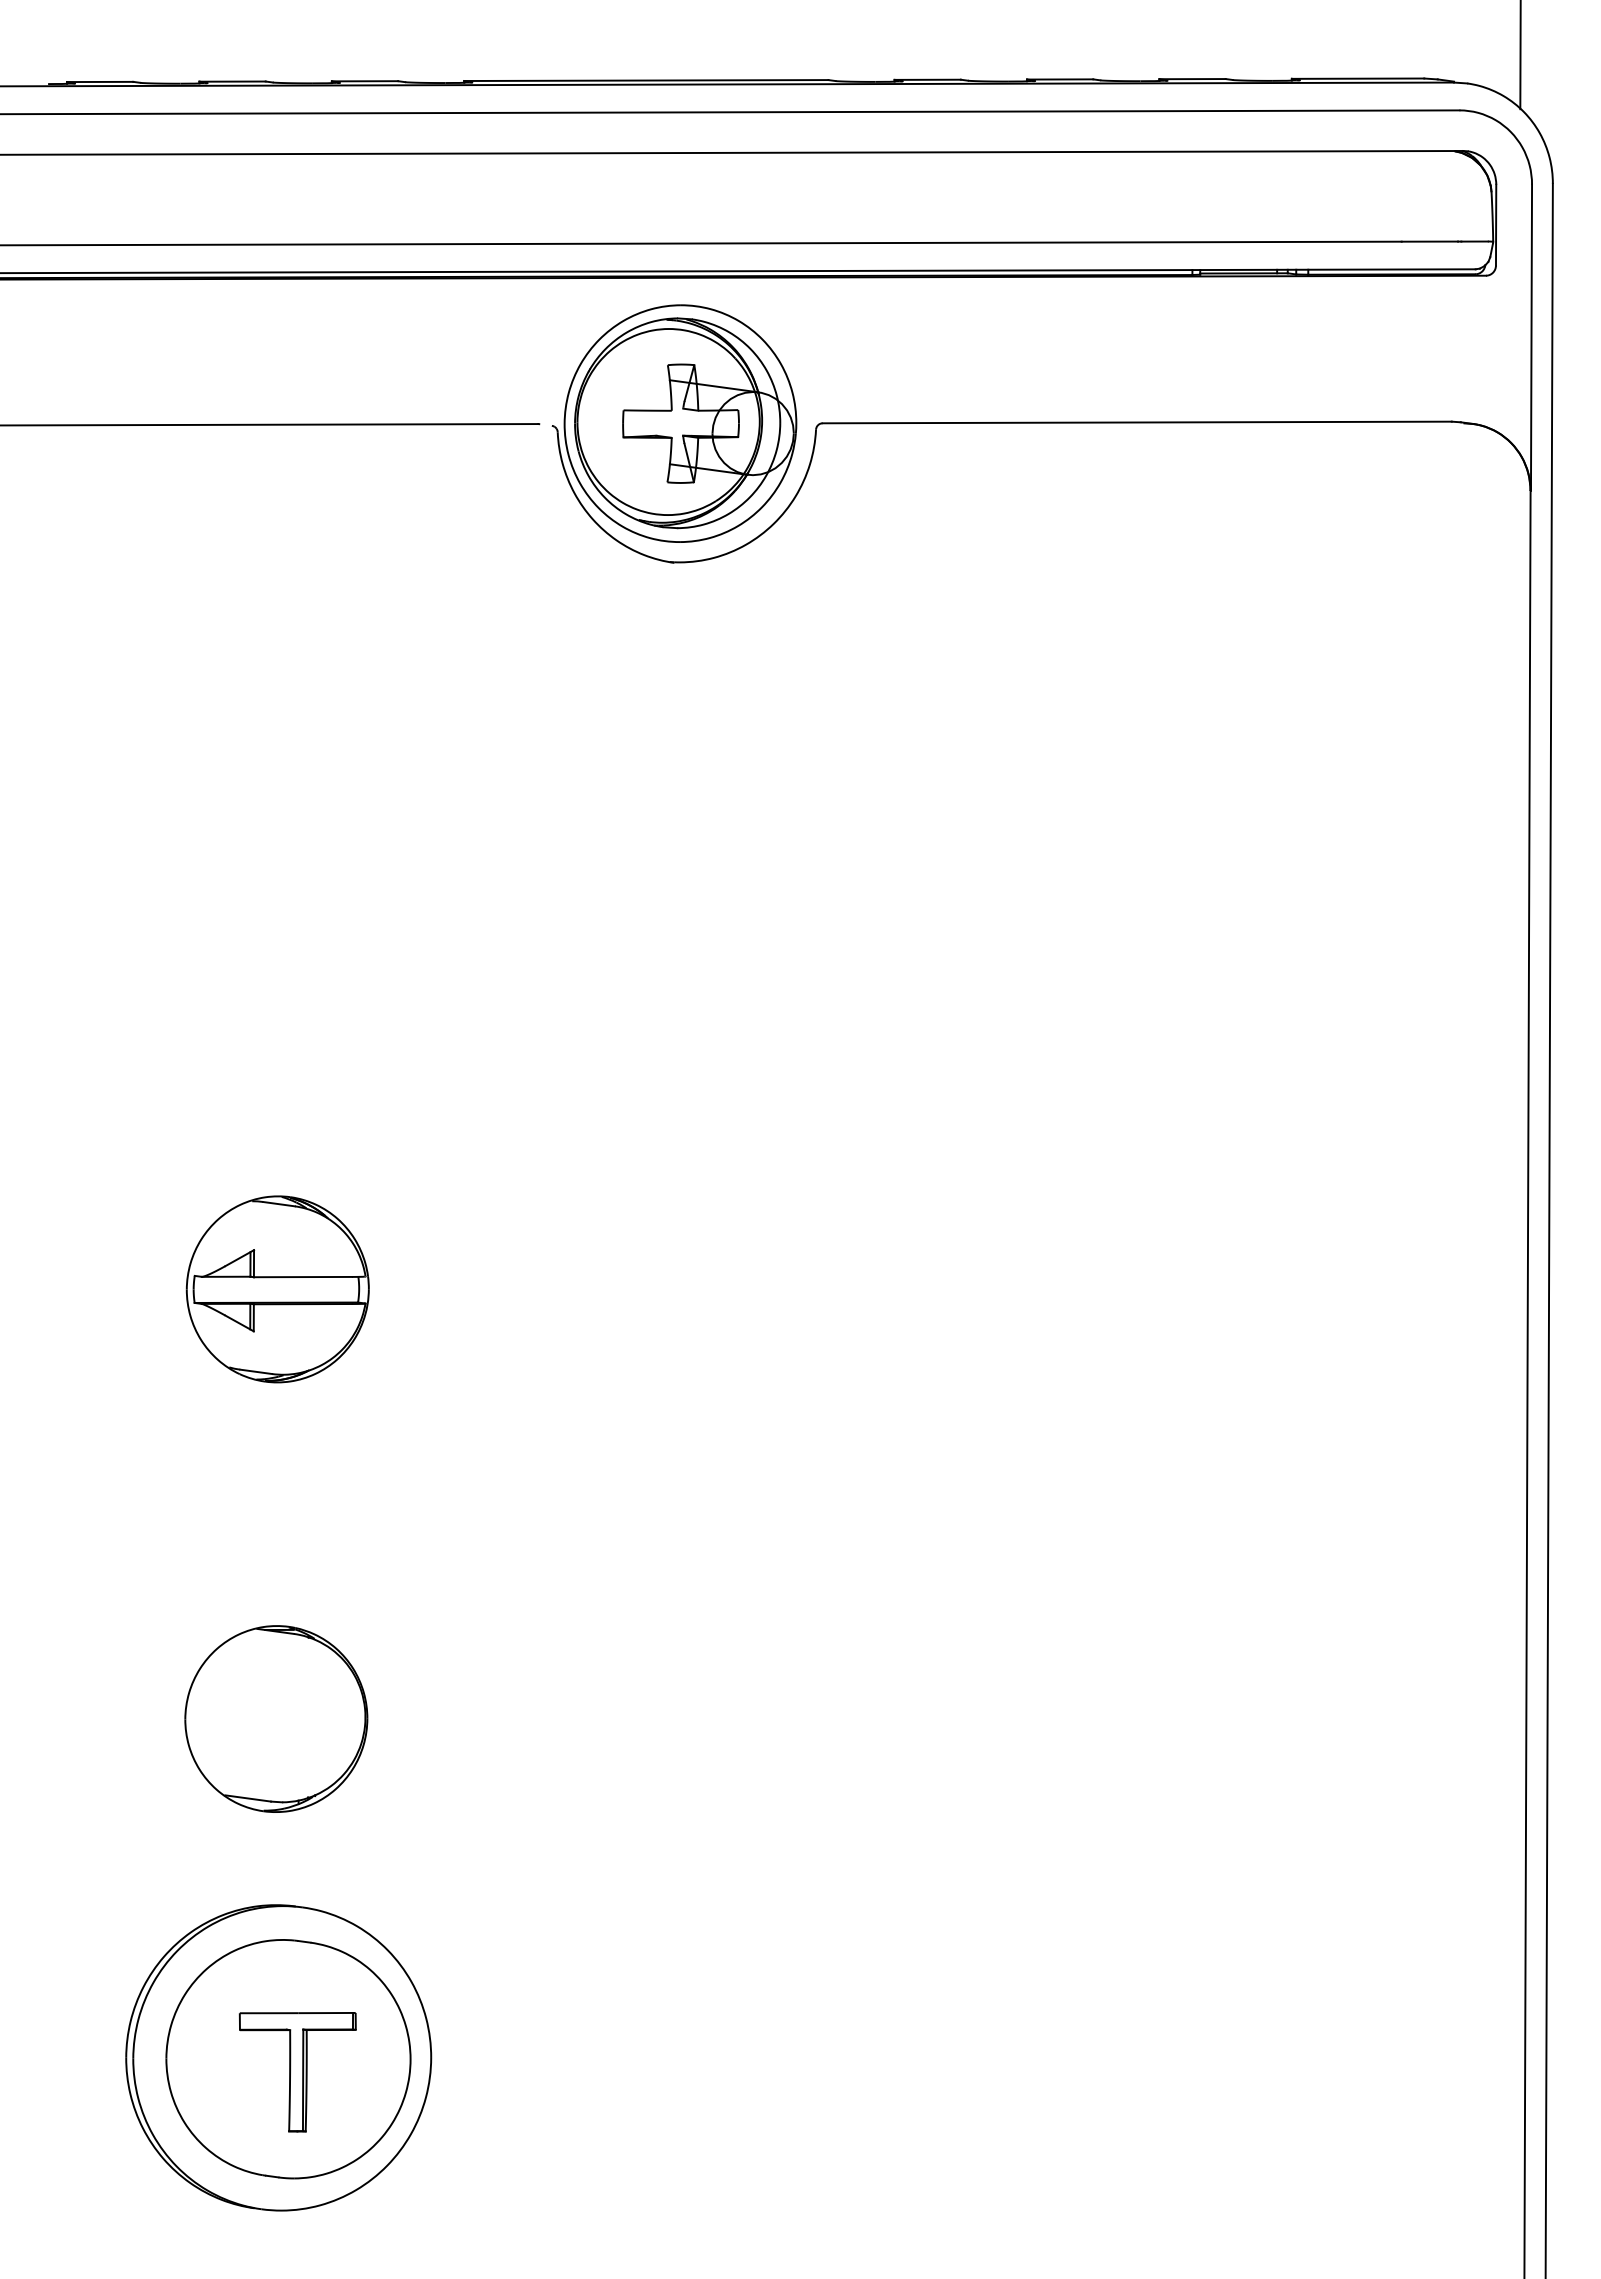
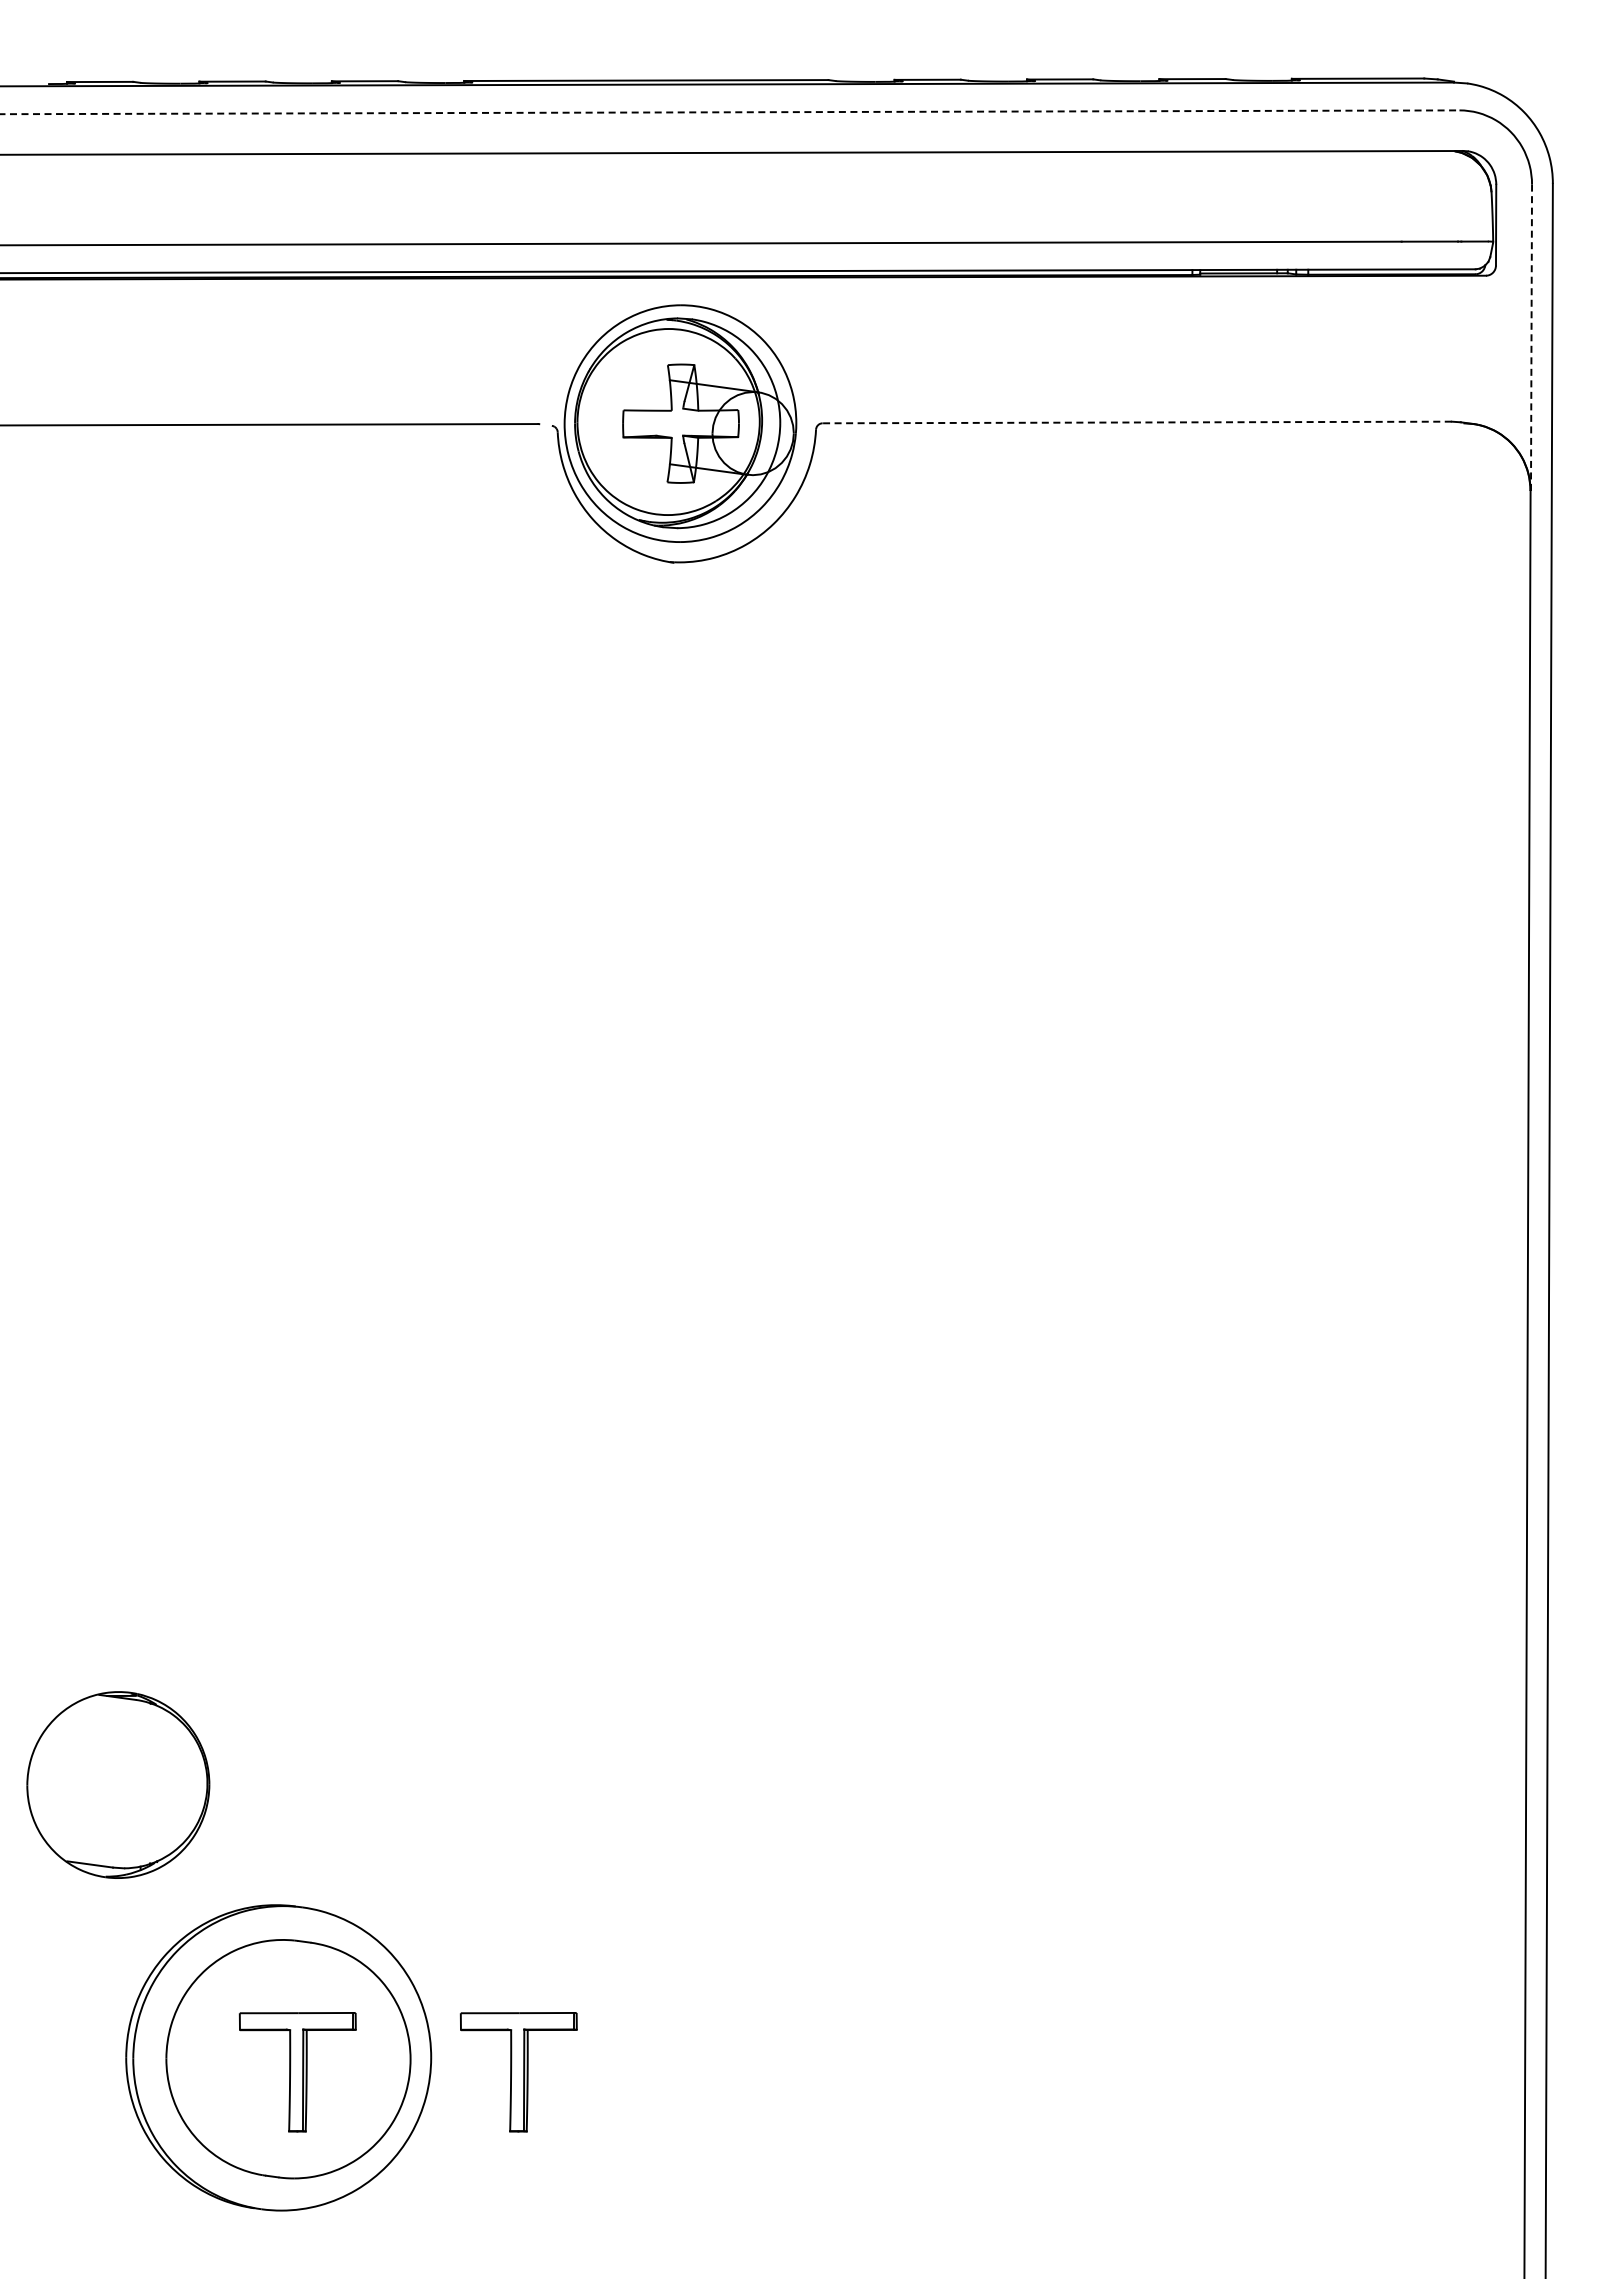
line: present -> none (1520, 55)
line: solid -> dashed (730, 112)
line: solid -> dashed (1531, 338)
line: solid -> dashed (1137, 422)
part: present -> none (277, 1289)
part position: (276, 1718) -> (118, 1784) (118, 1784)
part: none -> present (518, 2072)
